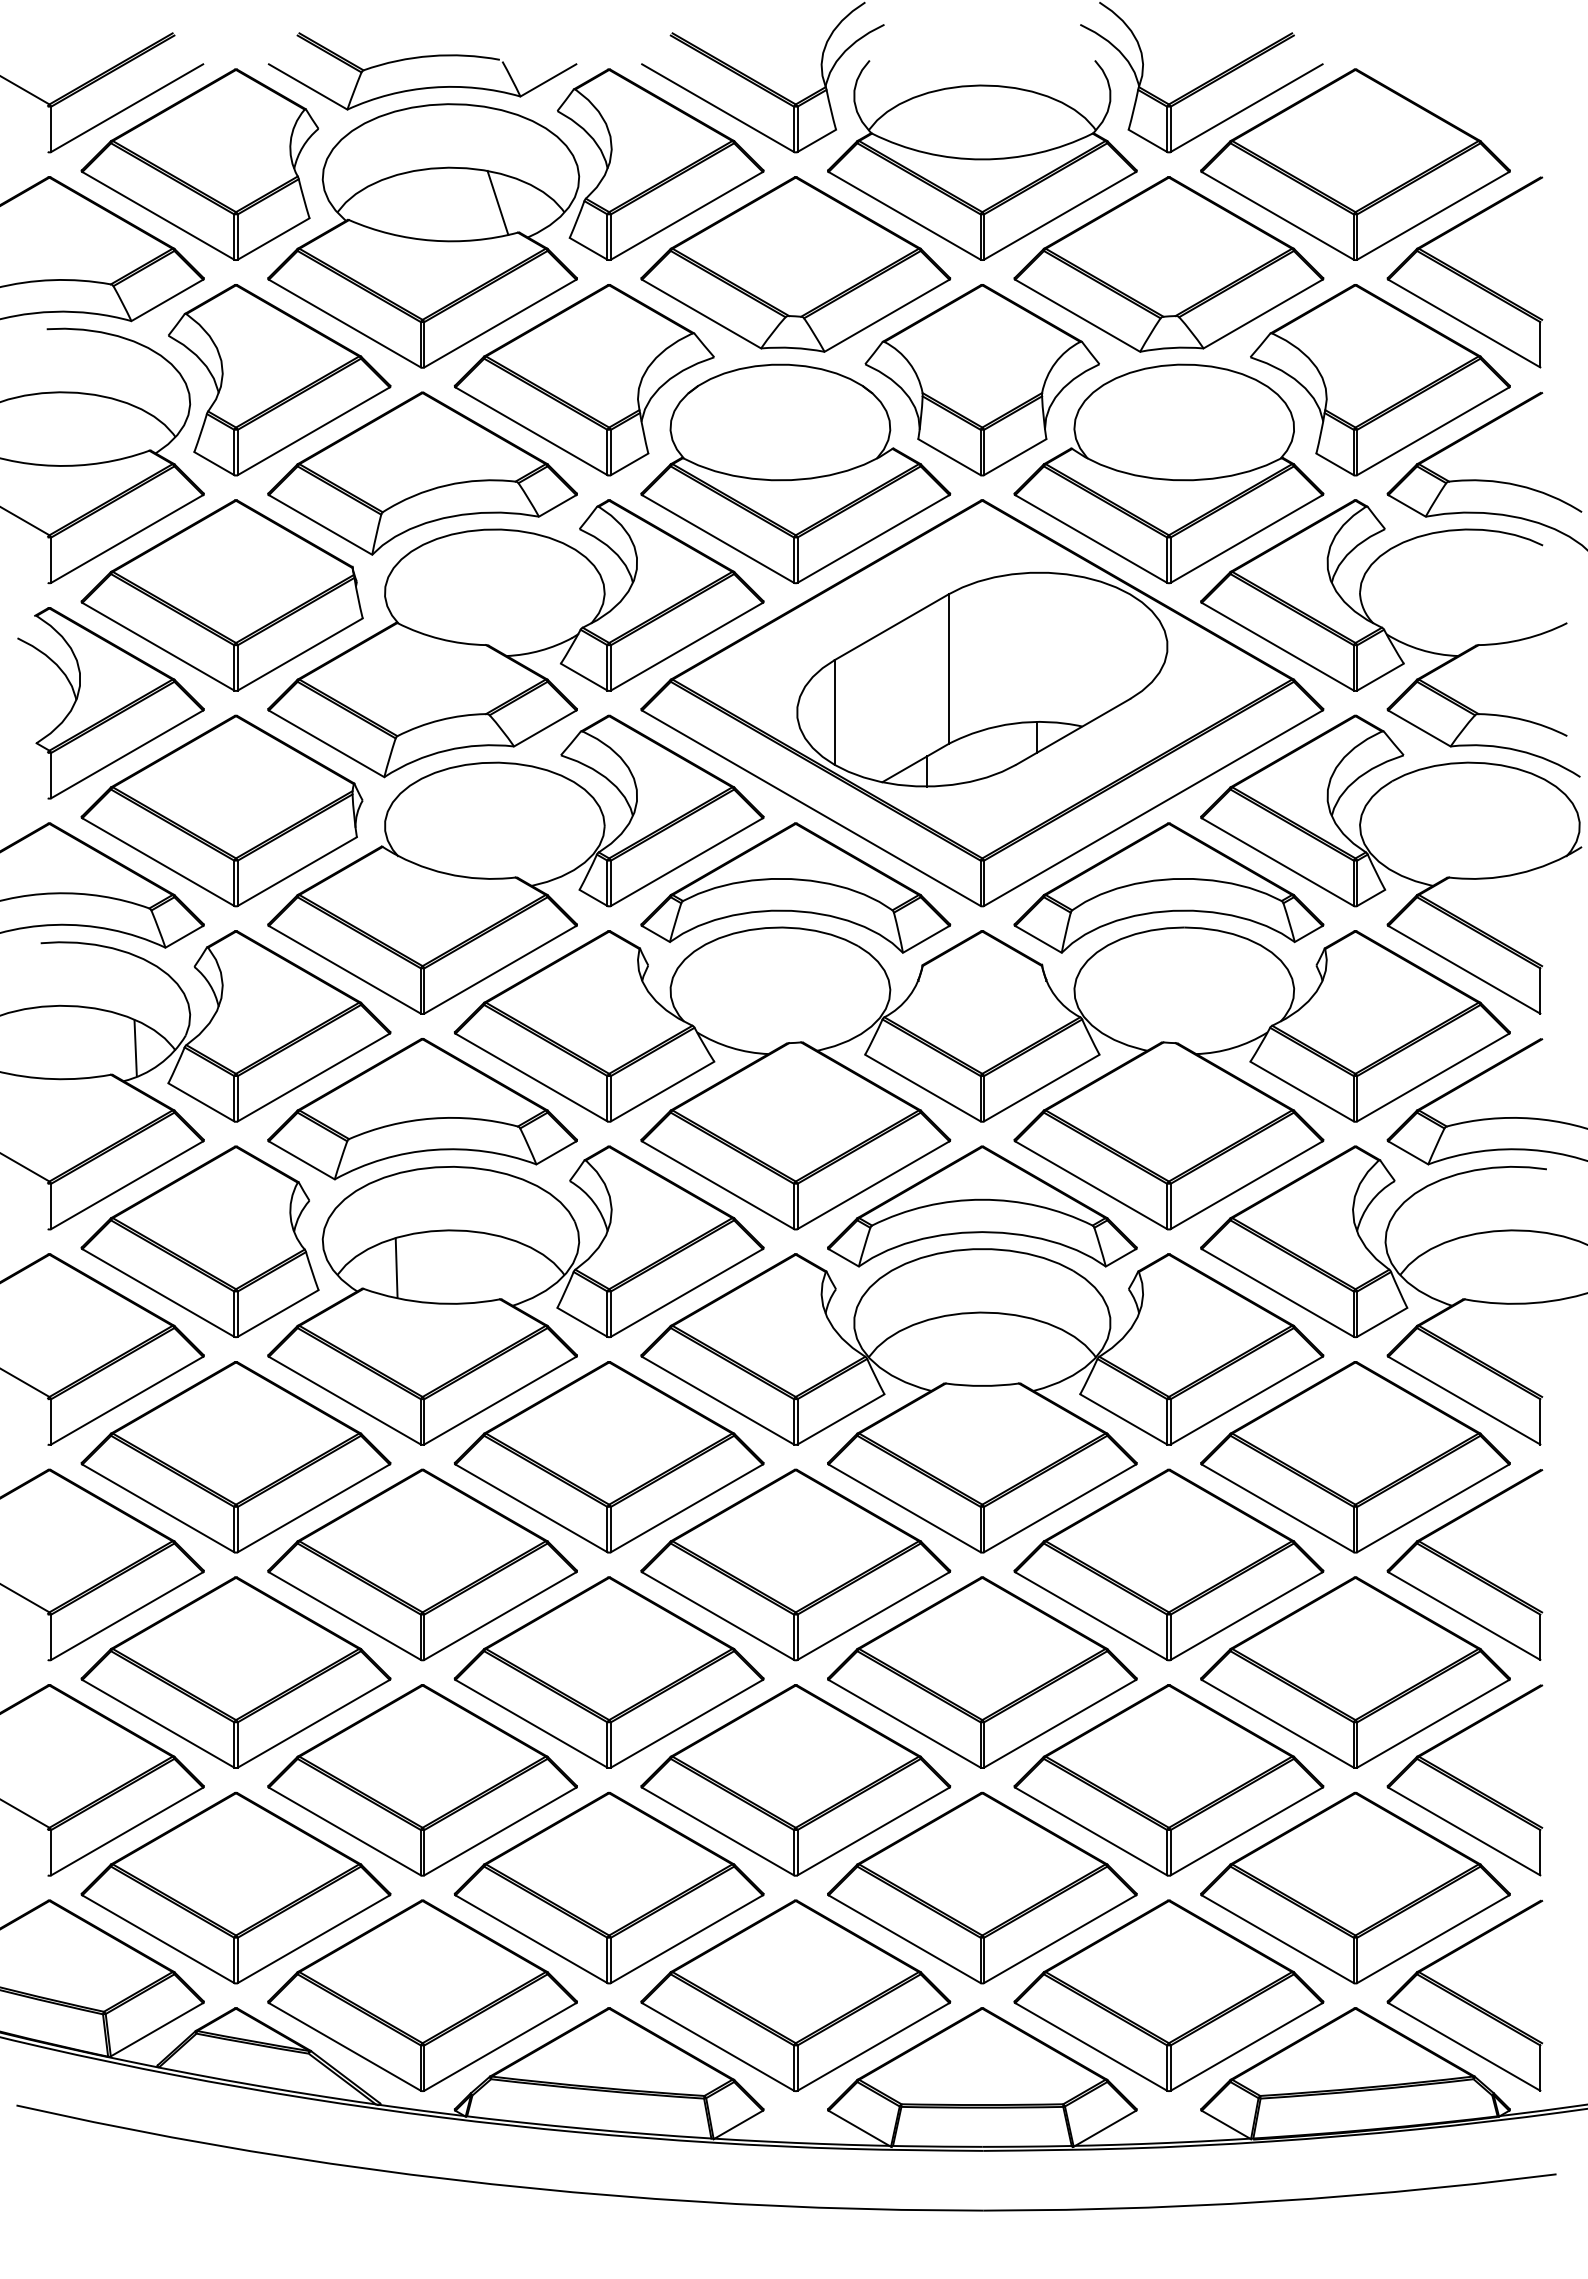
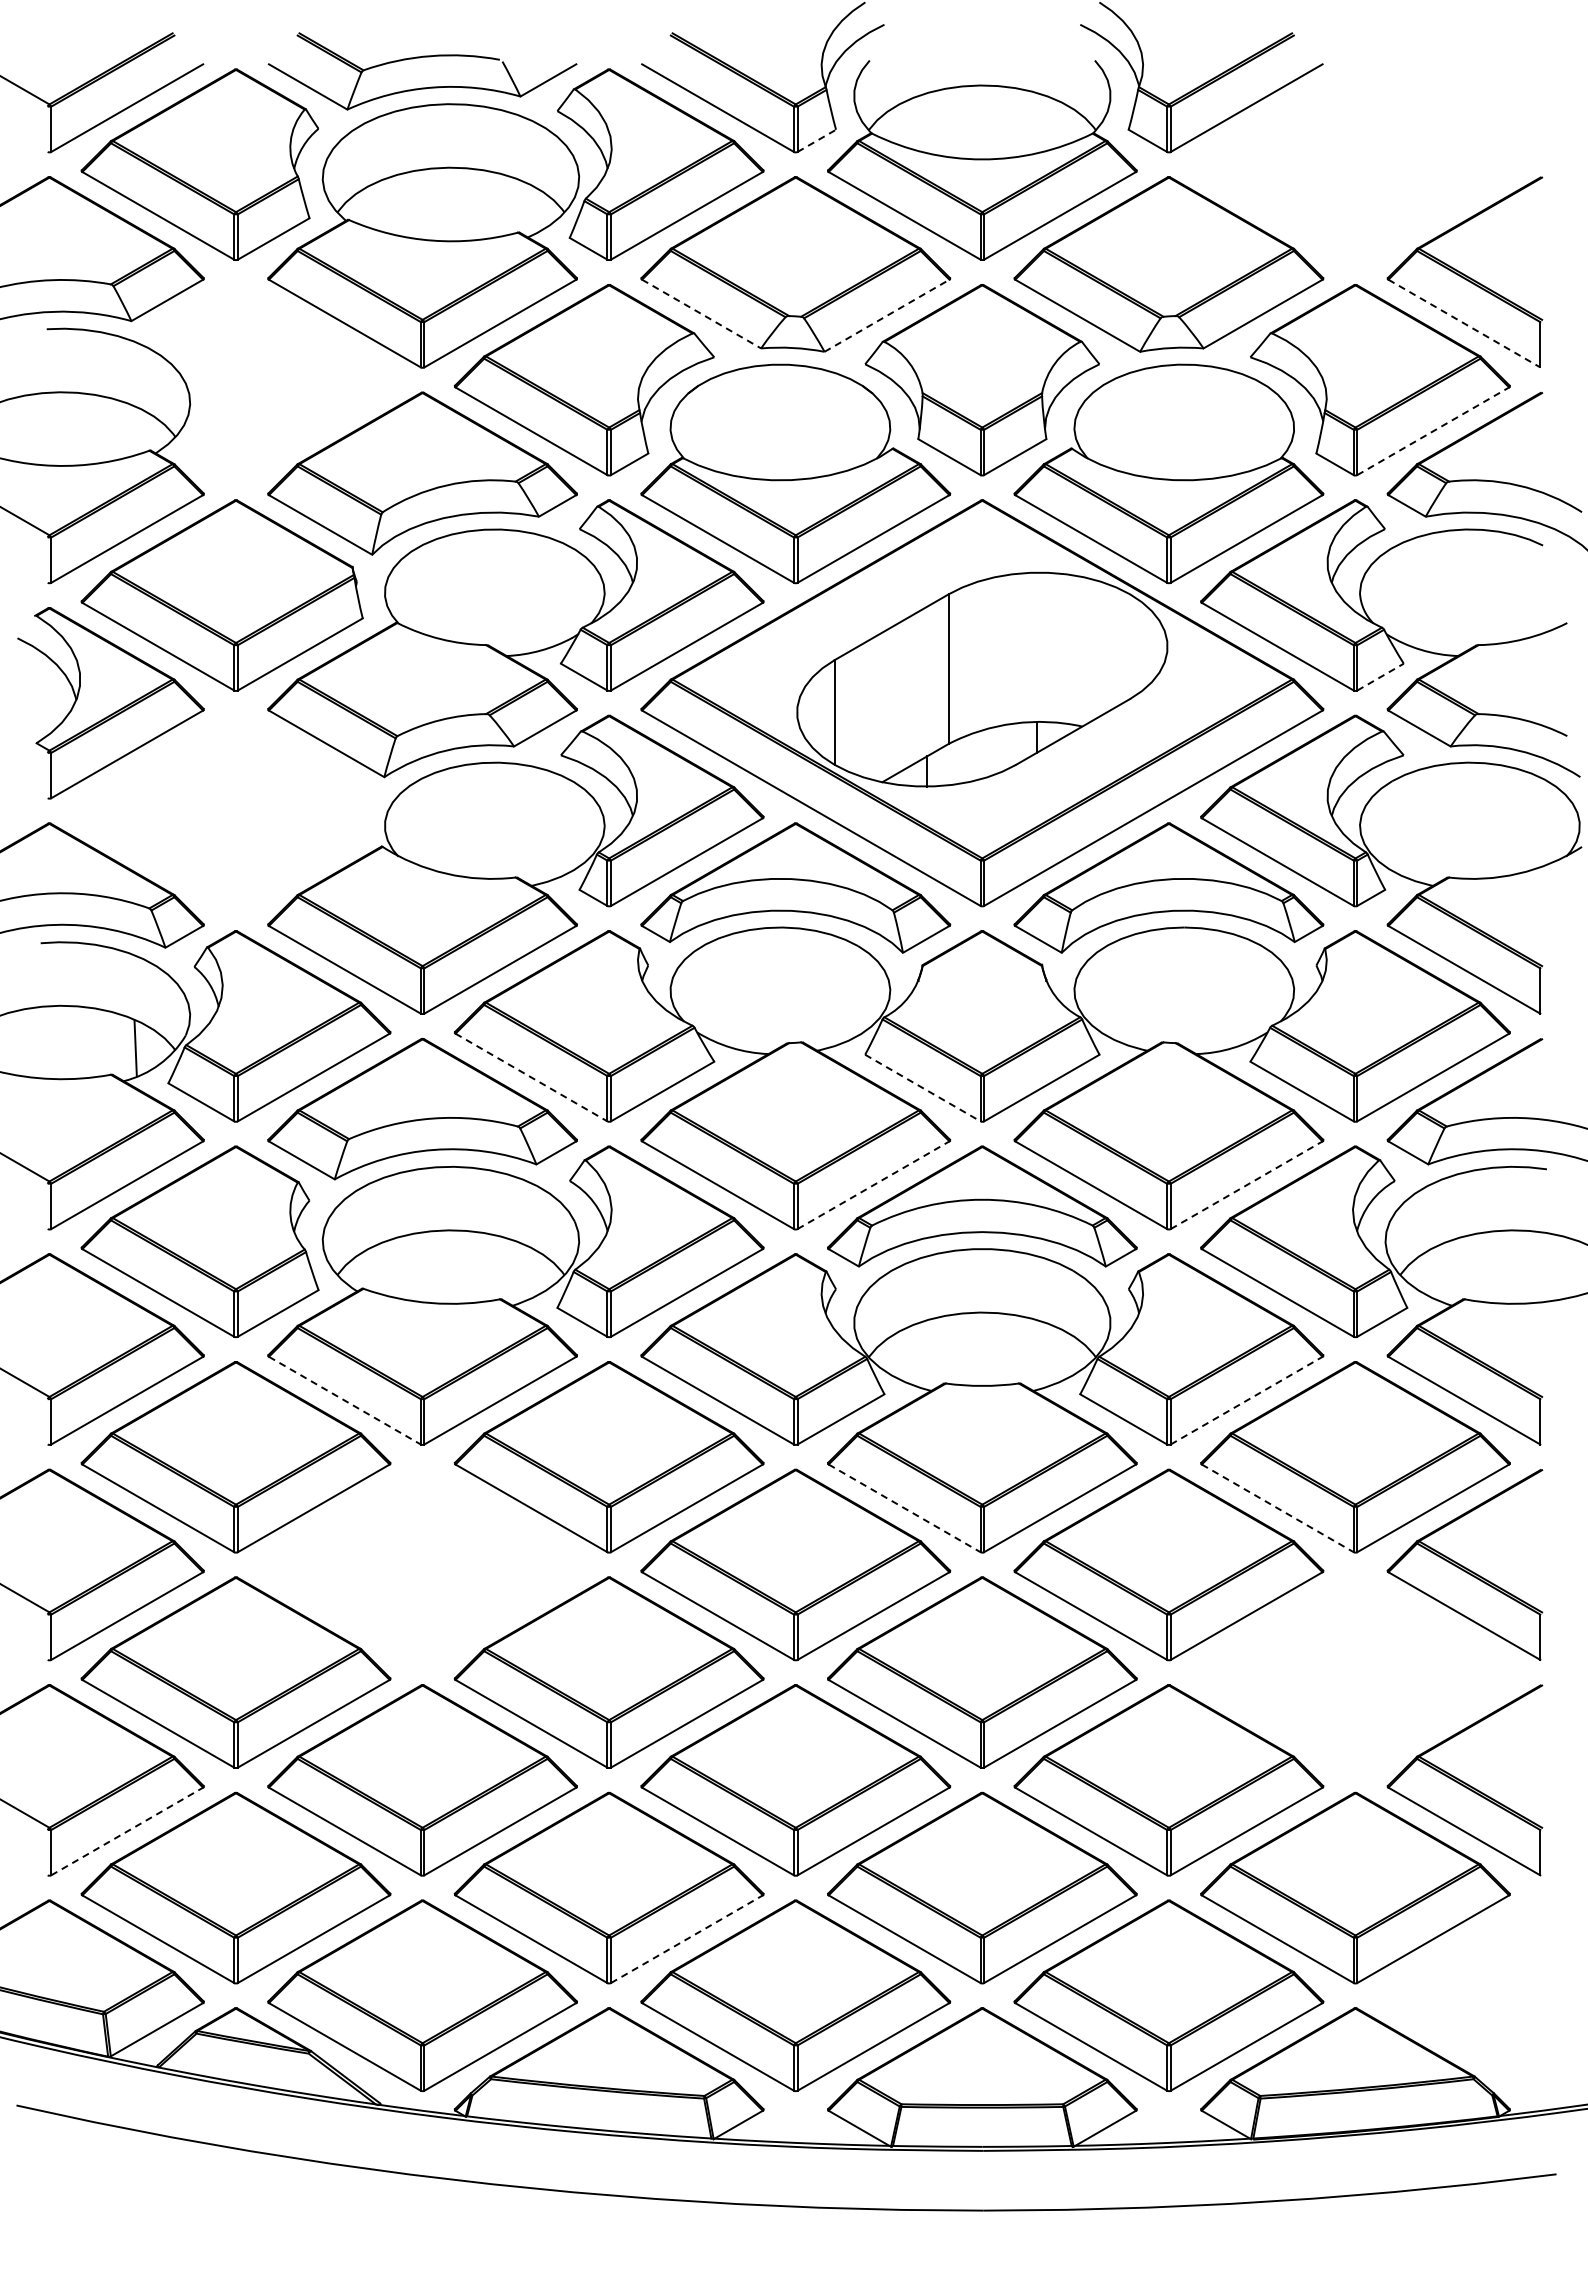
line: solid -> dashed (817, 140)
part: present -> none (1355, 164)
line: present -> none (497, 202)
line: solid -> dashed (701, 314)
line: solid -> dashed (887, 315)
line: solid -> dashed (1464, 323)
part: present -> none (279, 380)
line: solid -> dashed (1433, 431)
line: solid -> dashed (1380, 677)
part: present -> none (221, 810)
line: solid -> dashed (531, 1077)
line: solid -> dashed (922, 1088)
line: solid -> dashed (873, 1185)
line: solid -> dashed (1246, 1185)
line: present -> none (396, 1267)
line: solid -> dashed (344, 1400)
line: solid -> dashed (1246, 1400)
line: solid -> dashed (904, 1508)
line: solid -> dashed (1277, 1508)
part: present -> none (422, 1564)
part: present -> none (1355, 1672)
line: solid -> dashed (127, 1831)
line: solid -> dashed (686, 1939)
part: present -> none (1464, 1995)
